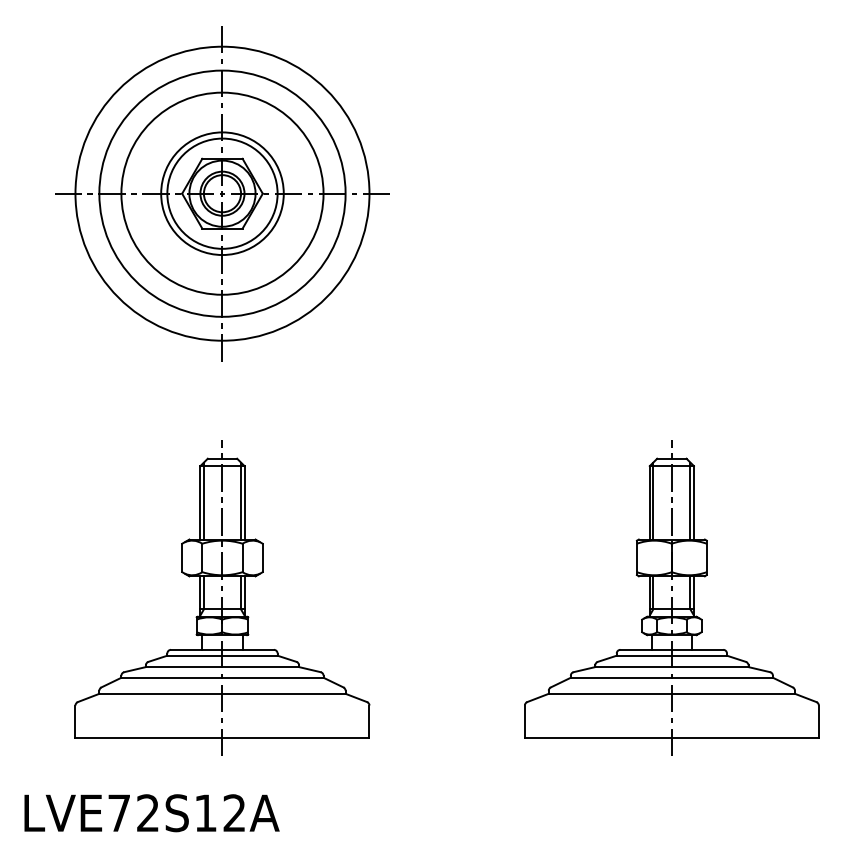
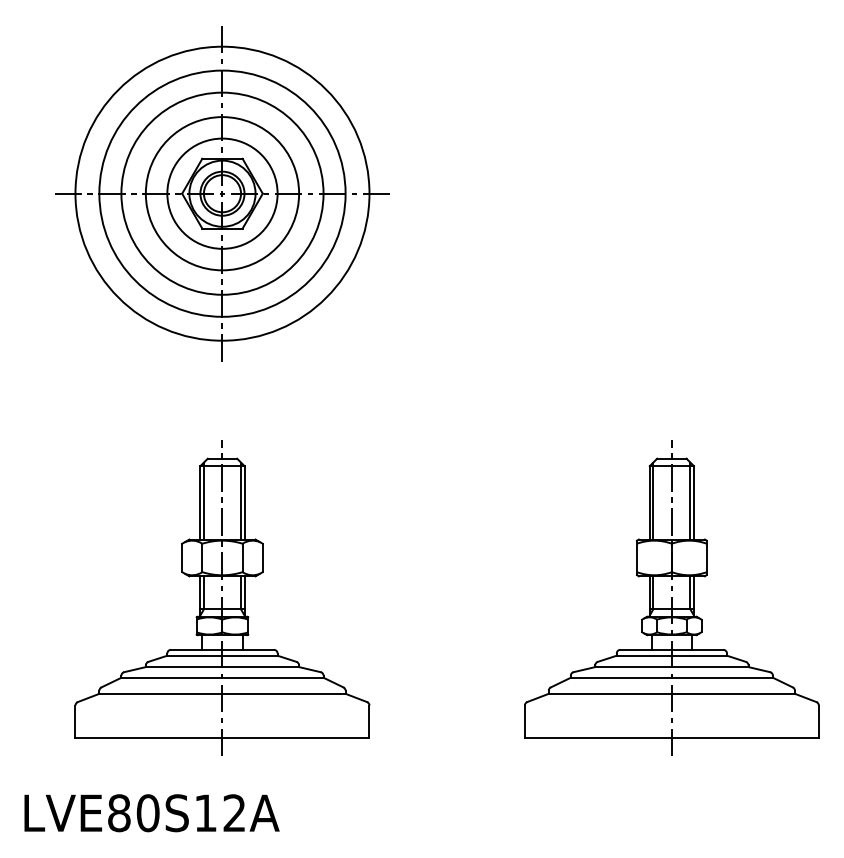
circle diameter: 123 px -> 153 px (222, 193)
text: LVE72S12A -> LVE80S12A (133, 813)
